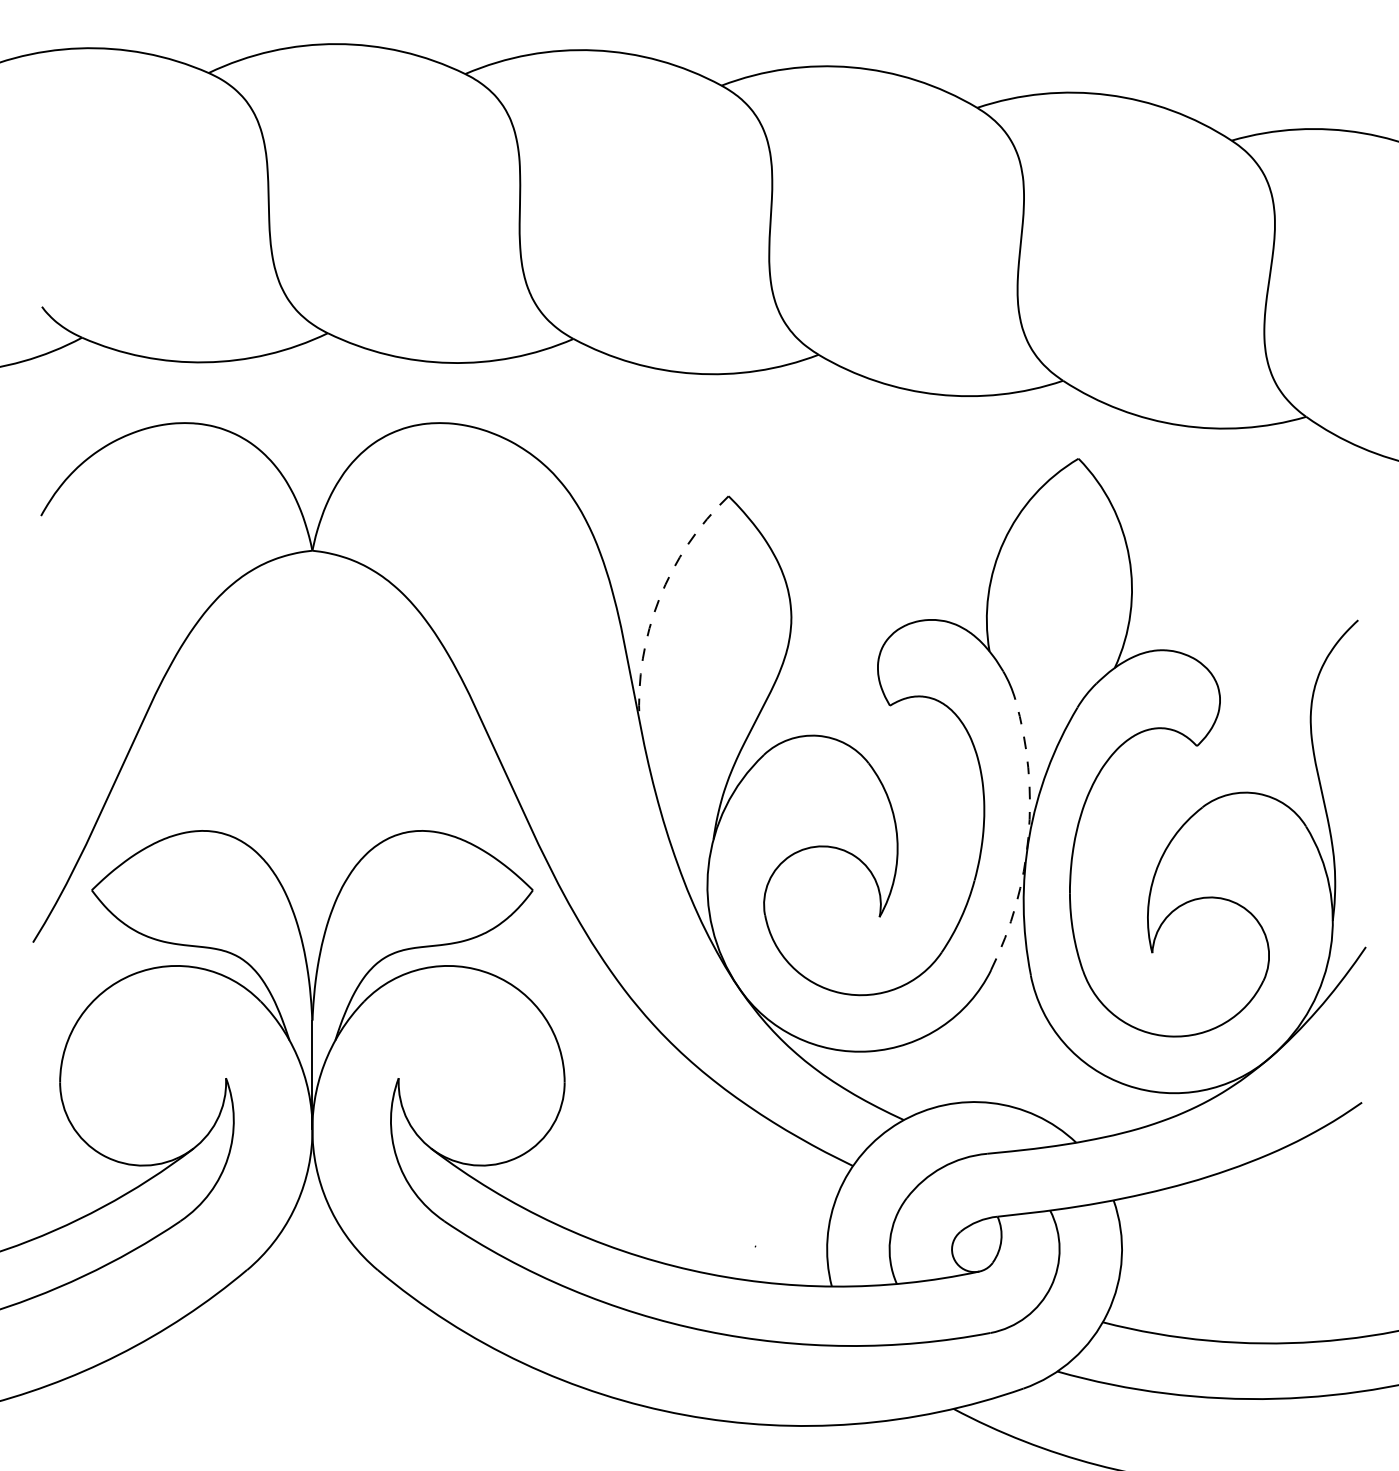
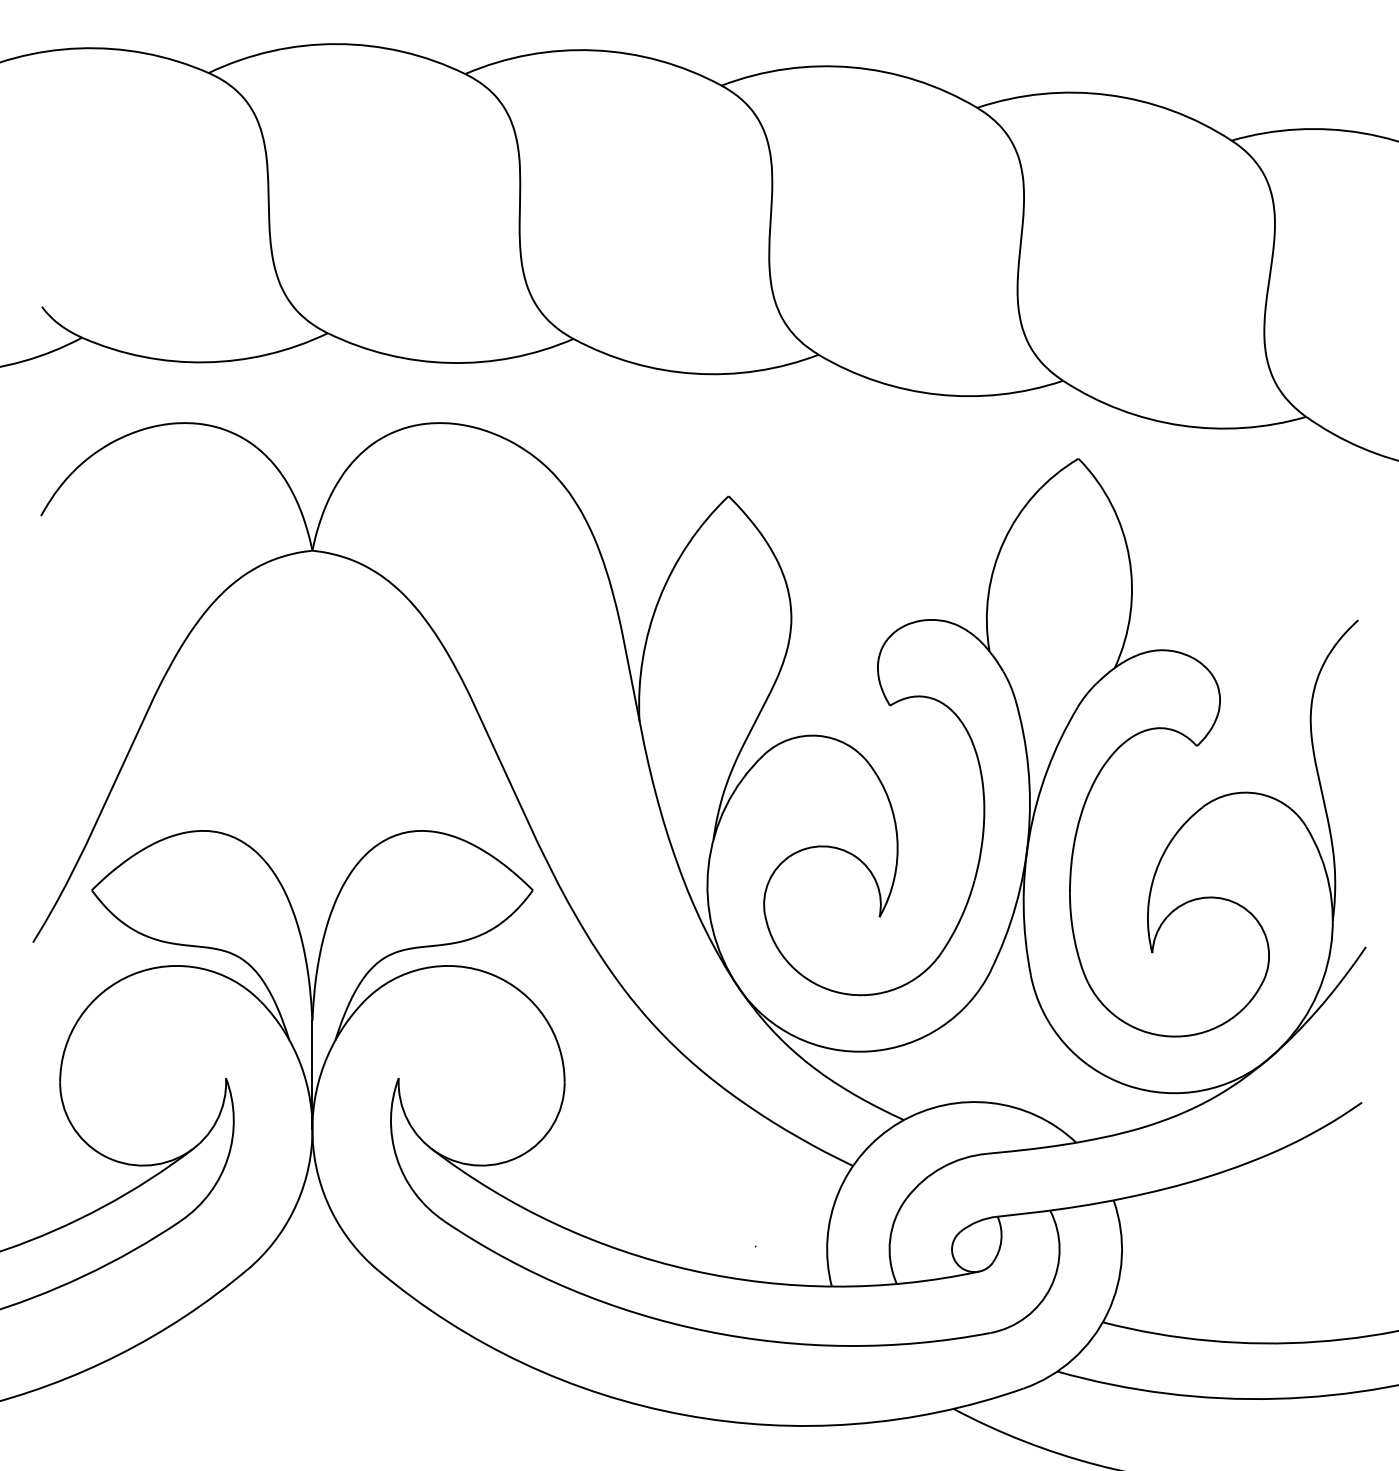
arc: dashed -> solid (659, 599)
arc: dashed -> solid (1028, 836)
